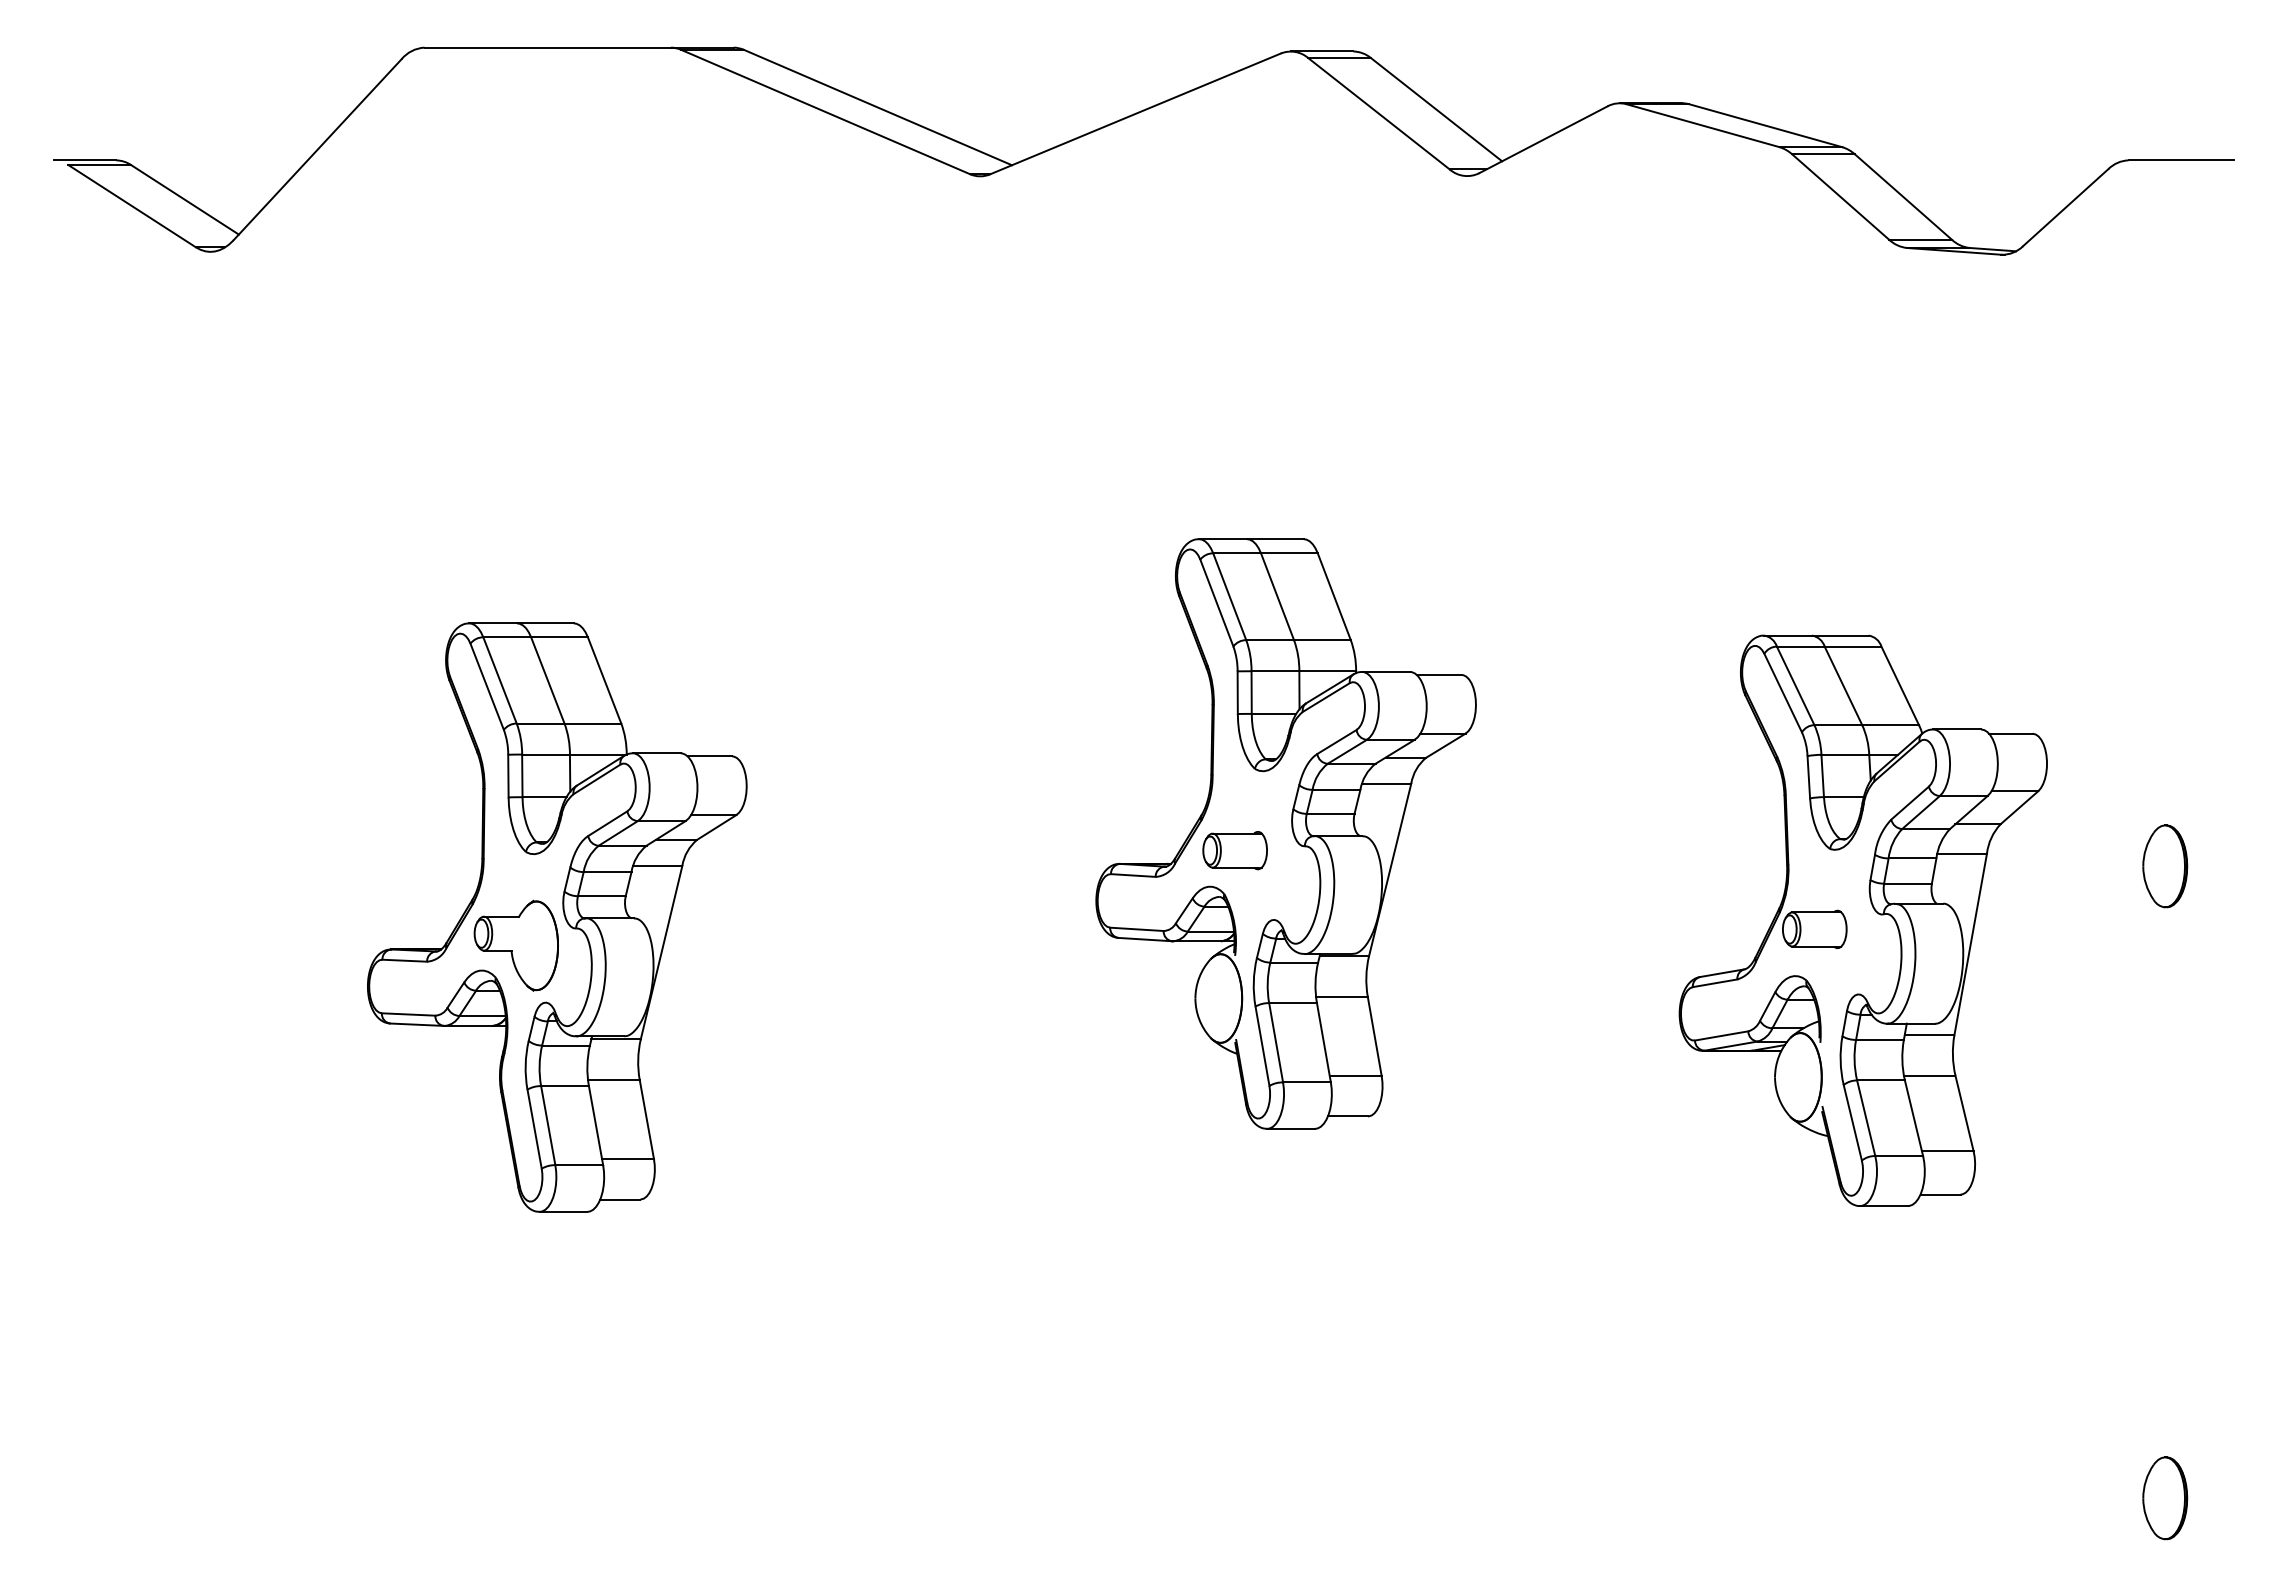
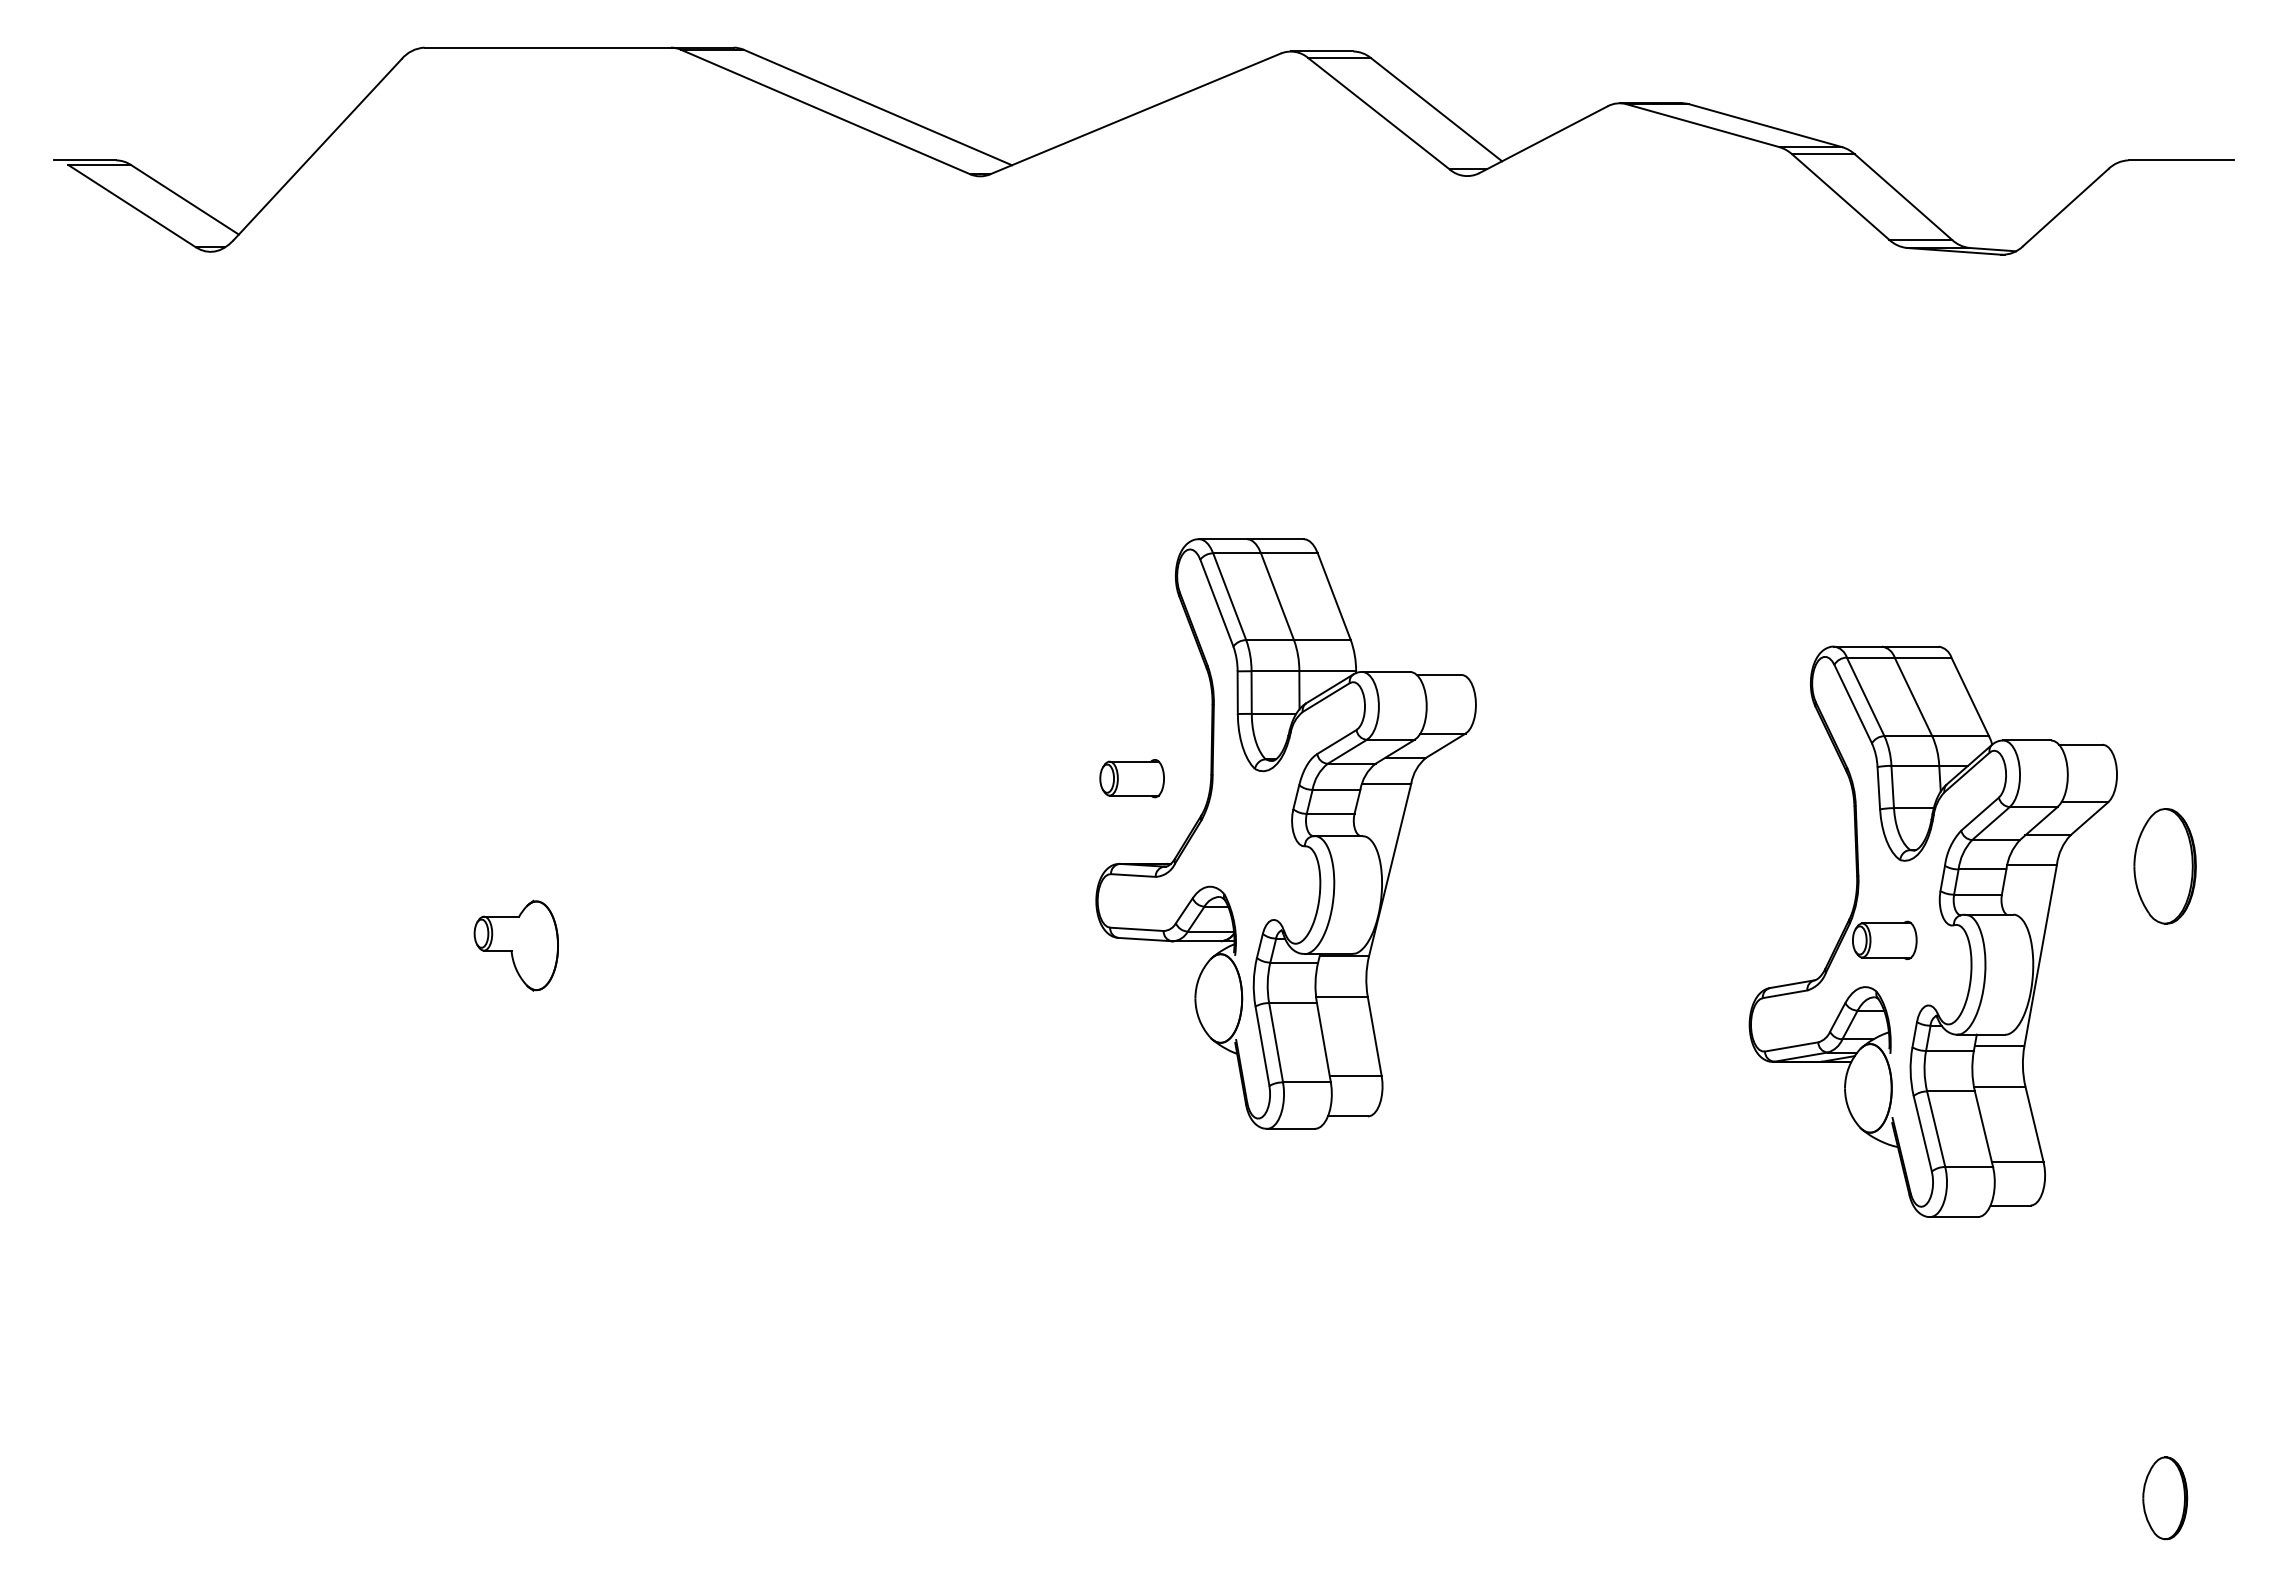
part position: (1234, 850) -> (1131, 778) (1131, 778)
part size: 47x85 px -> 64x117 px (2164, 866)
part: present -> none (557, 917)
part position: (1862, 920) -> (1932, 931) (1932, 931)
